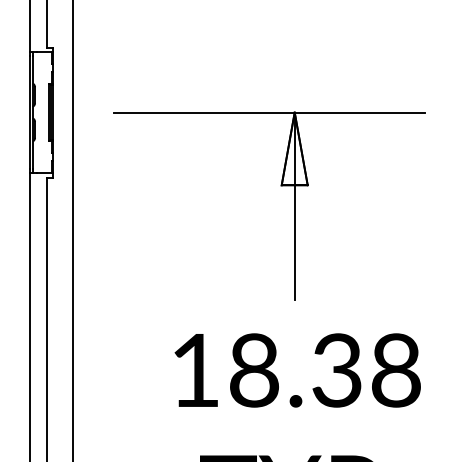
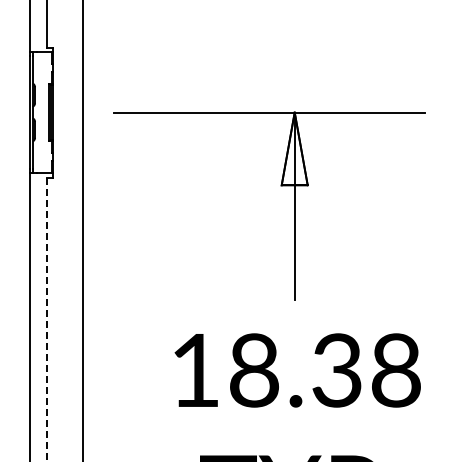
line position: (72, 230) -> (82, 230) (82, 230)
line: solid -> dashed (46, 319)
